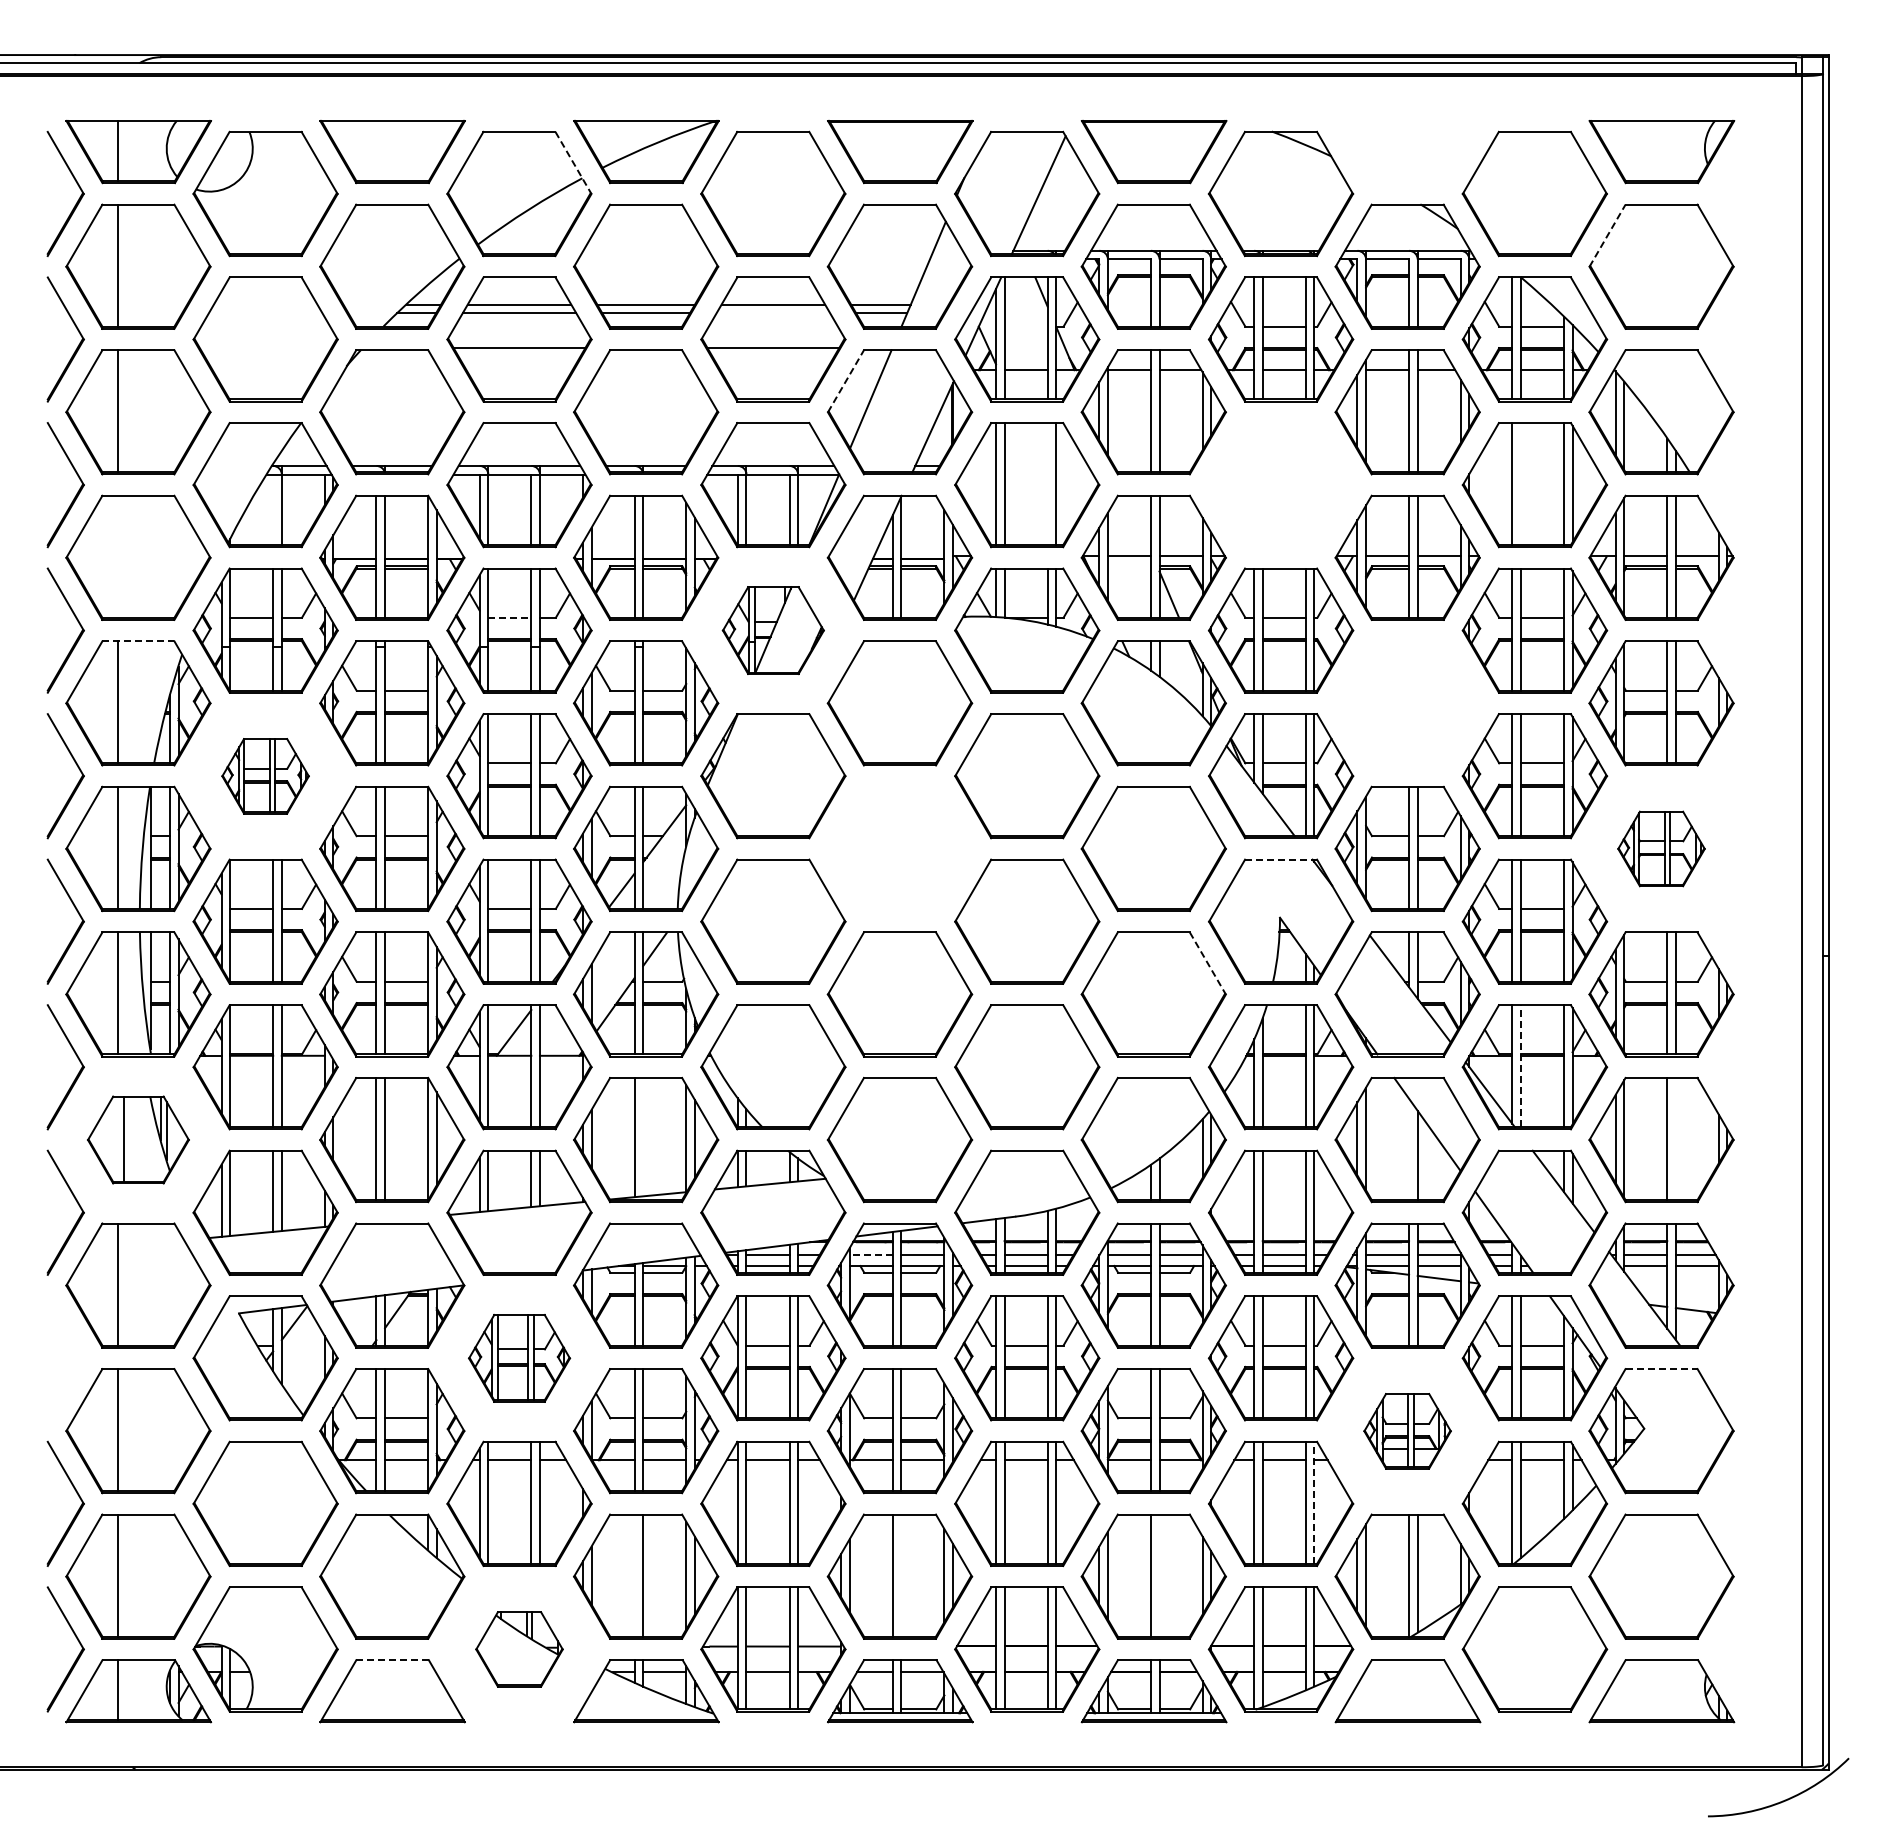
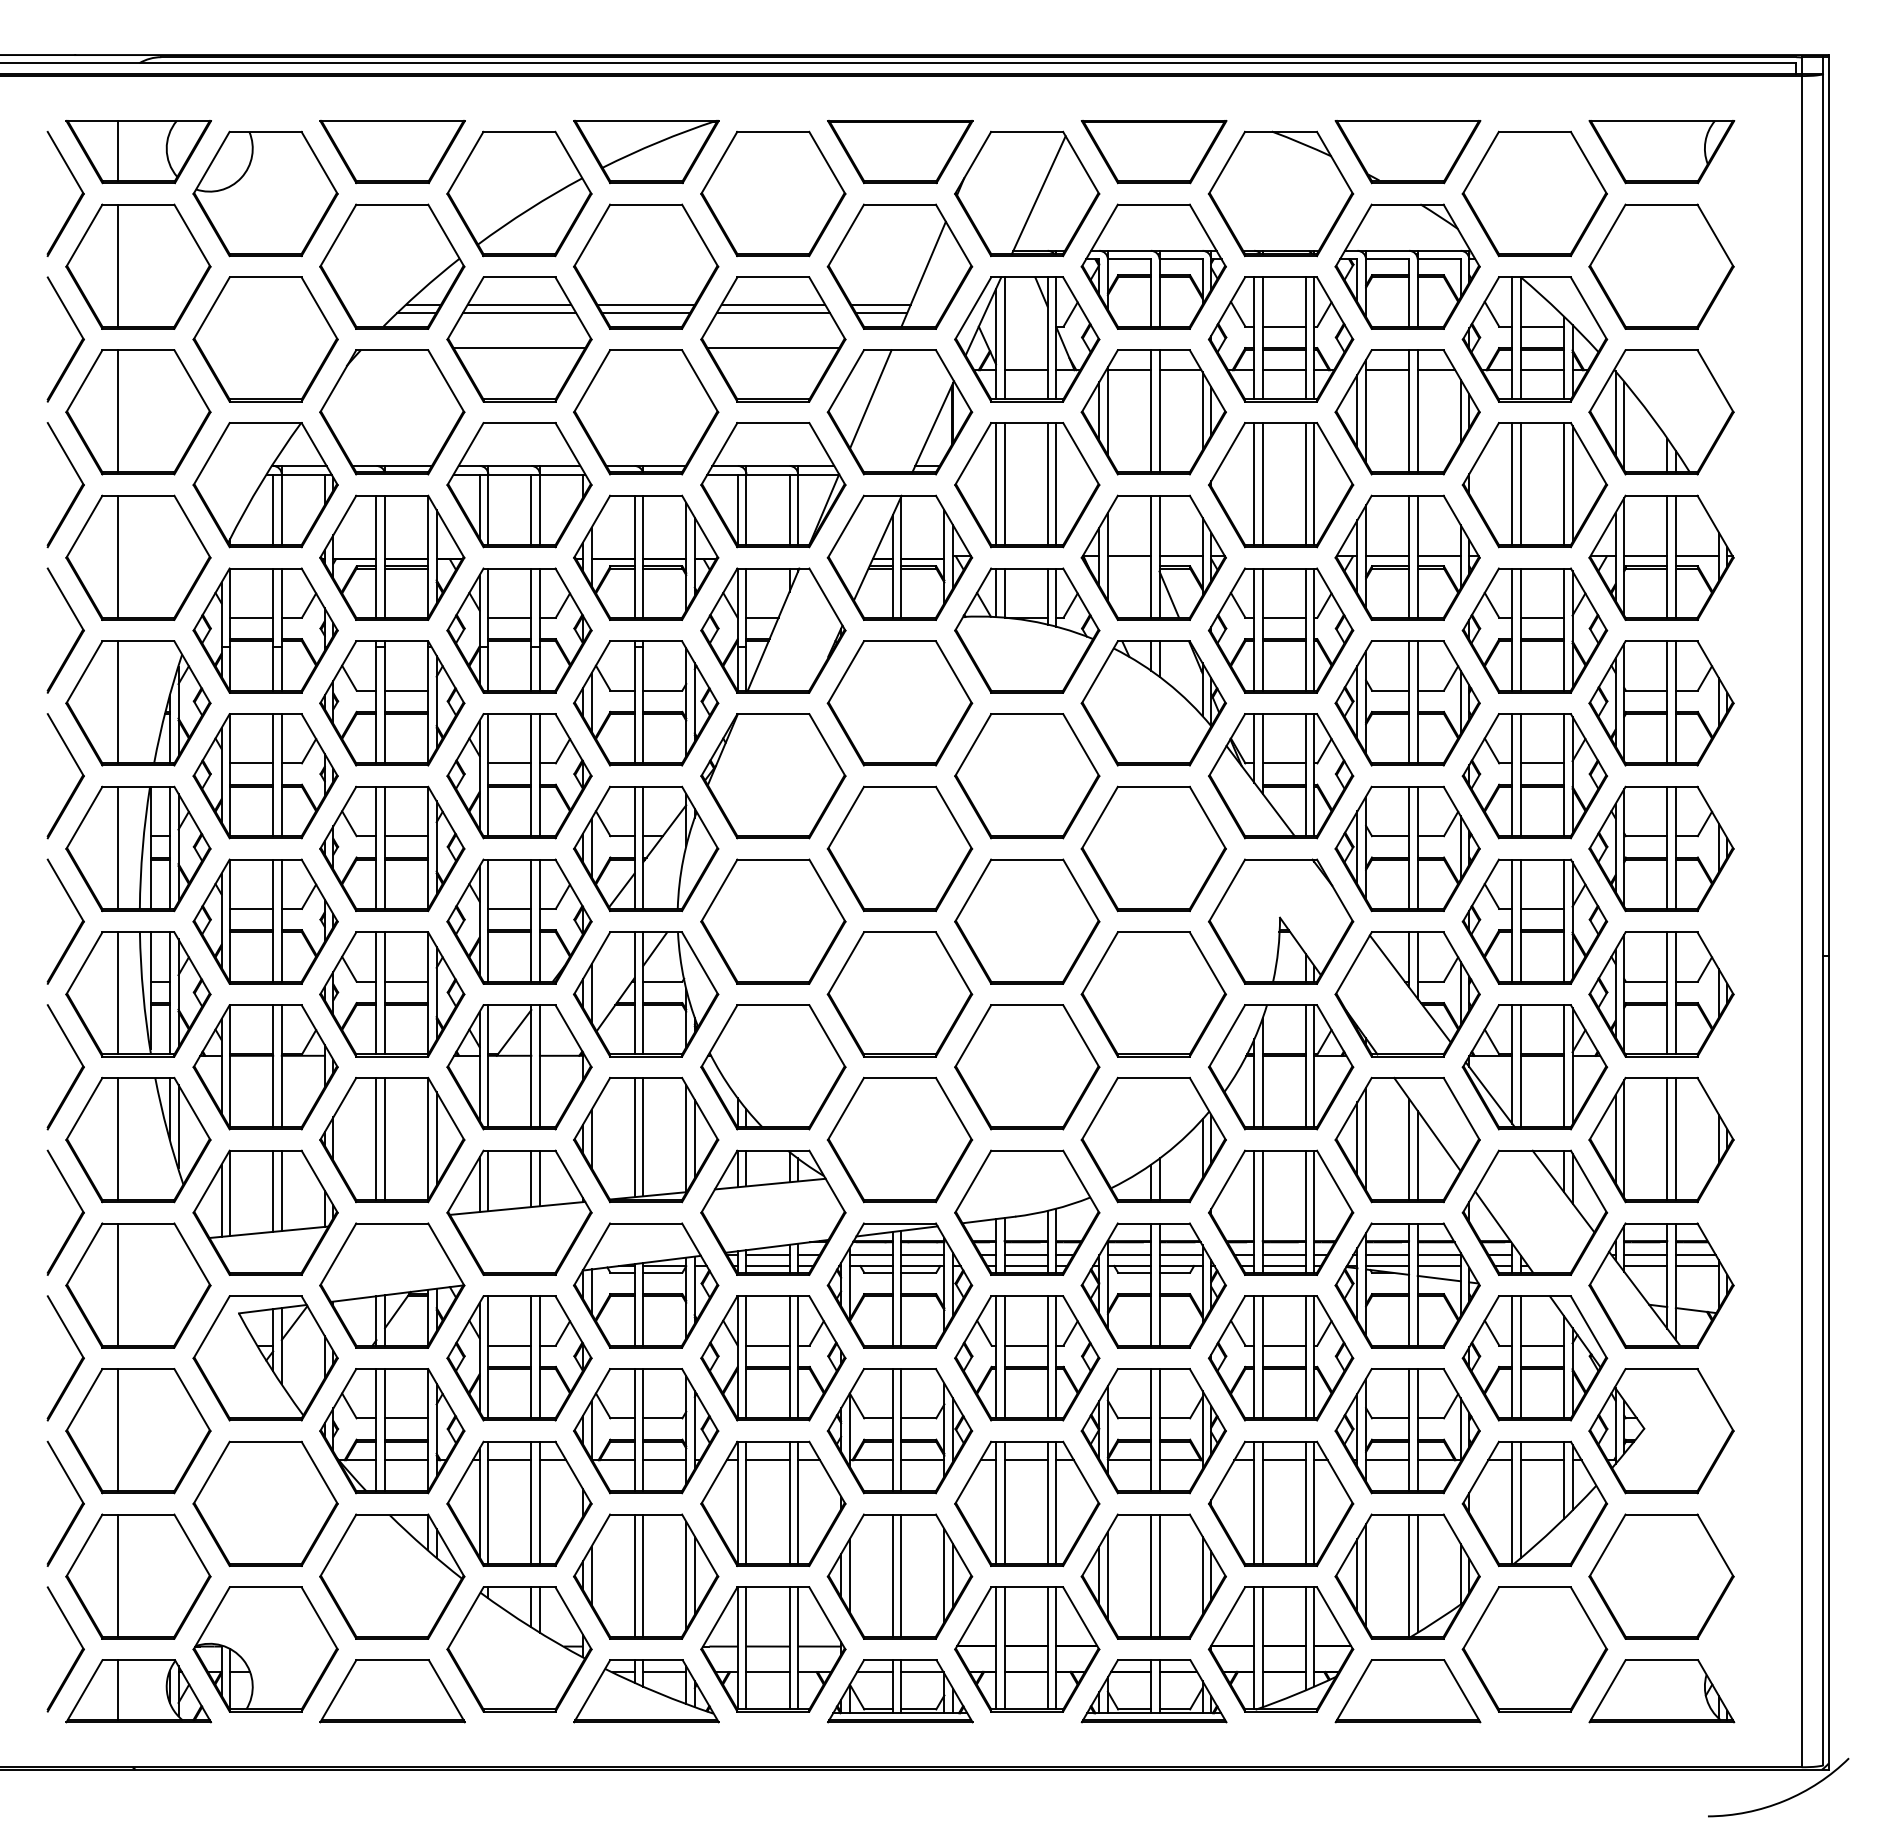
part: none -> present (1407, 152)
line: dashed -> solid (573, 162)
line: dashed -> solid (1607, 235)
line: none -> present (773, 313)
line: dashed -> solid (845, 381)
line: none -> present (1047, 484)
line: none -> present (1520, 484)
part: none -> present (1281, 485)
line: none -> present (273, 509)
line: none -> present (118, 556)
line: dashed -> solid (509, 617)
part size: 104x90 px -> 147x127 px (773, 630)
line: dashed -> solid (138, 641)
part: none -> present (1407, 703)
part size: 89x77 px -> 147x127 px (265, 776)
part: none -> present (899, 848)
part size: 89x78 px -> 147x128 px (1661, 848)
line: dashed -> solid (1281, 859)
line: dashed -> solid (1207, 963)
line: dashed -> solid (1520, 1065)
line: none -> present (643, 1136)
line: none -> present (1675, 1138)
part size: 103x90 px -> 147x128 px (138, 1139)
line: none -> present (1409, 1149)
line: dashed -> solid (871, 1255)
part size: 104x89 px -> 147x127 px (519, 1358)
part: none -> present (76, 1366)
line: dashed -> solid (1662, 1369)
part size: 89x77 px -> 147x127 px (1407, 1431)
line: dashed -> solid (1314, 1502)
line: none -> present (634, 1575)
line: none -> present (901, 1575)
line: none -> present (1159, 1575)
part size: 89x77 px -> 147x127 px (519, 1649)
line: dashed -> solid (392, 1660)
